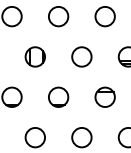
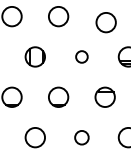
circle position: (104, 16) -> (105, 22) (105, 22)
circle size: 22x22 px -> 14x14 px (81, 56)
circle size: 22x22 px -> 16x16 px (81, 137)
